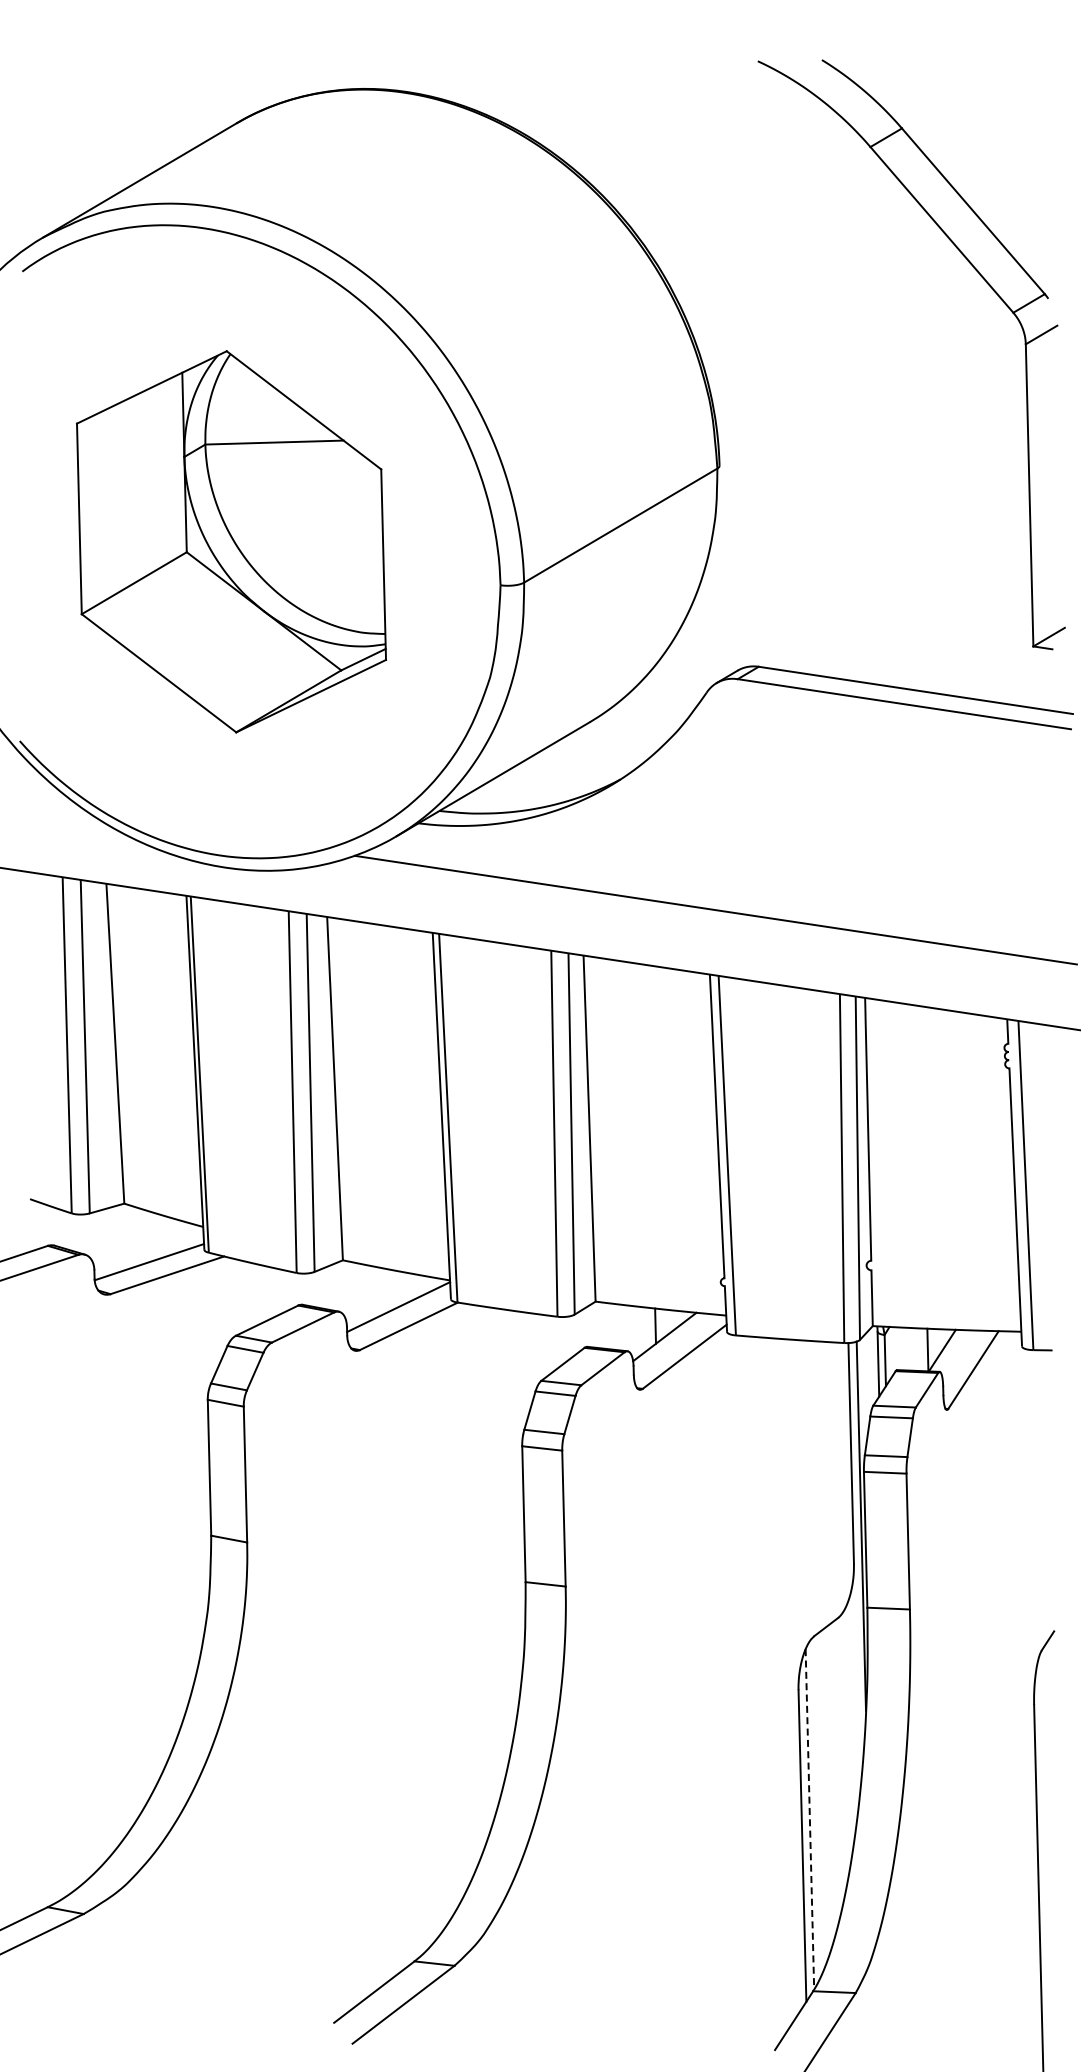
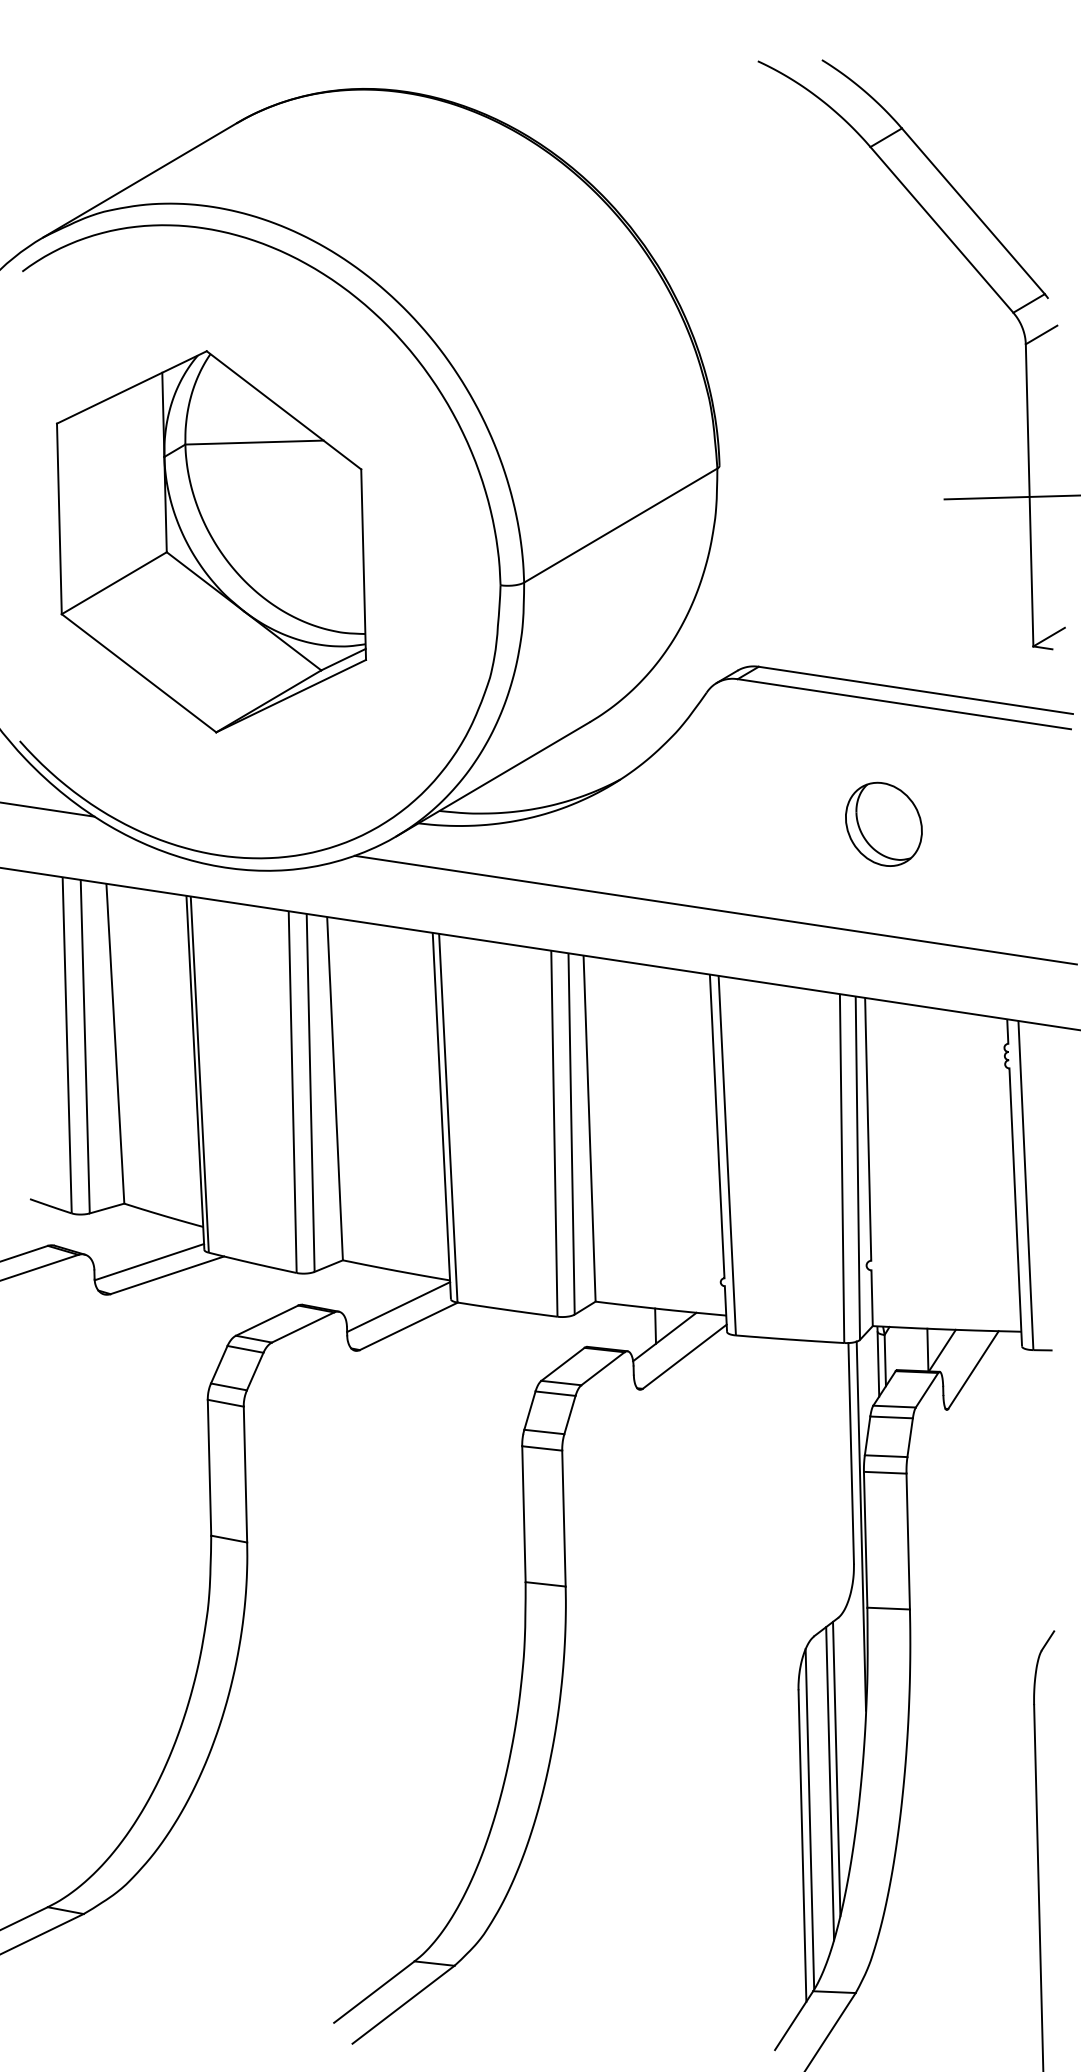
line: none -> present (1010, 497)
part position: (231, 541) -> (211, 541) (211, 541)
line: none -> present (48, 809)
part: none -> present (883, 823)
line: none -> present (836, 1768)
line: none -> present (830, 1783)
line: dashed -> solid (809, 1819)
